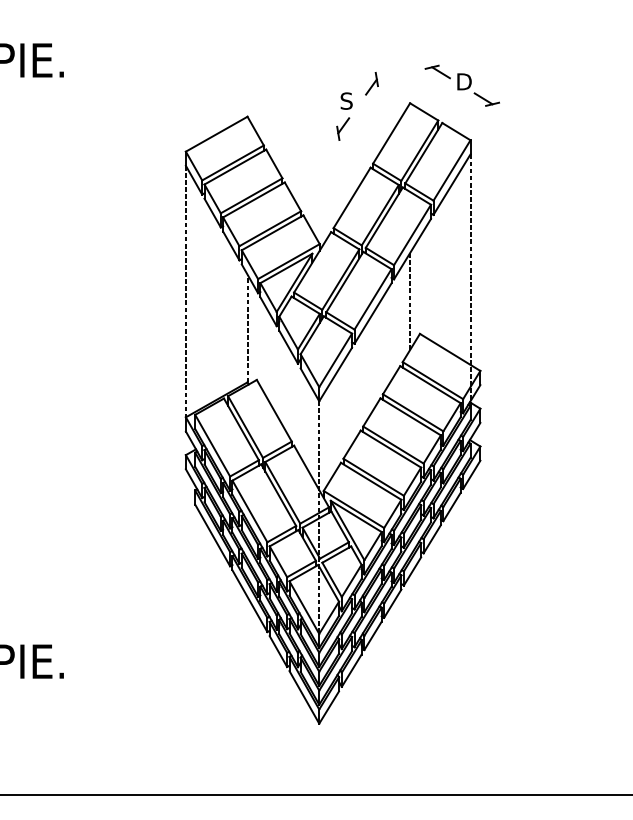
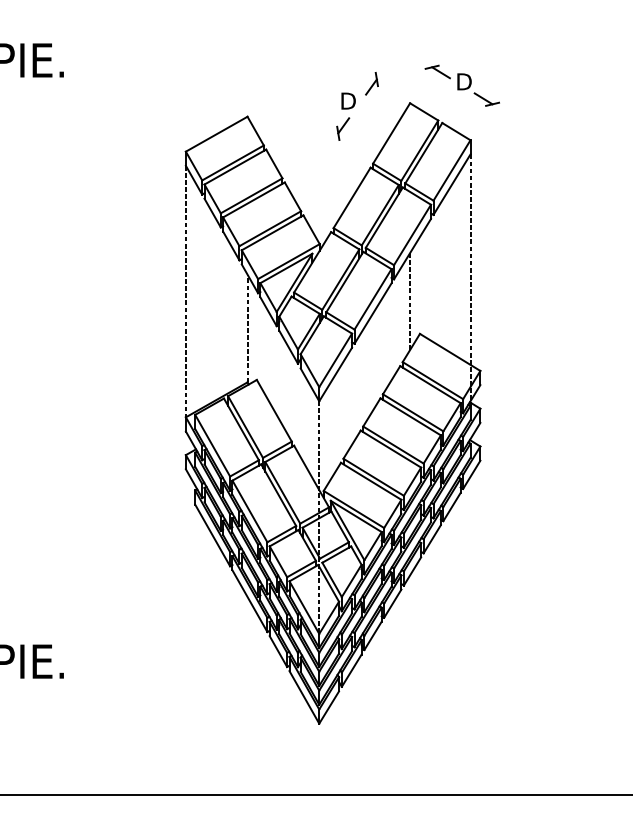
text: S -> D (347, 100)
